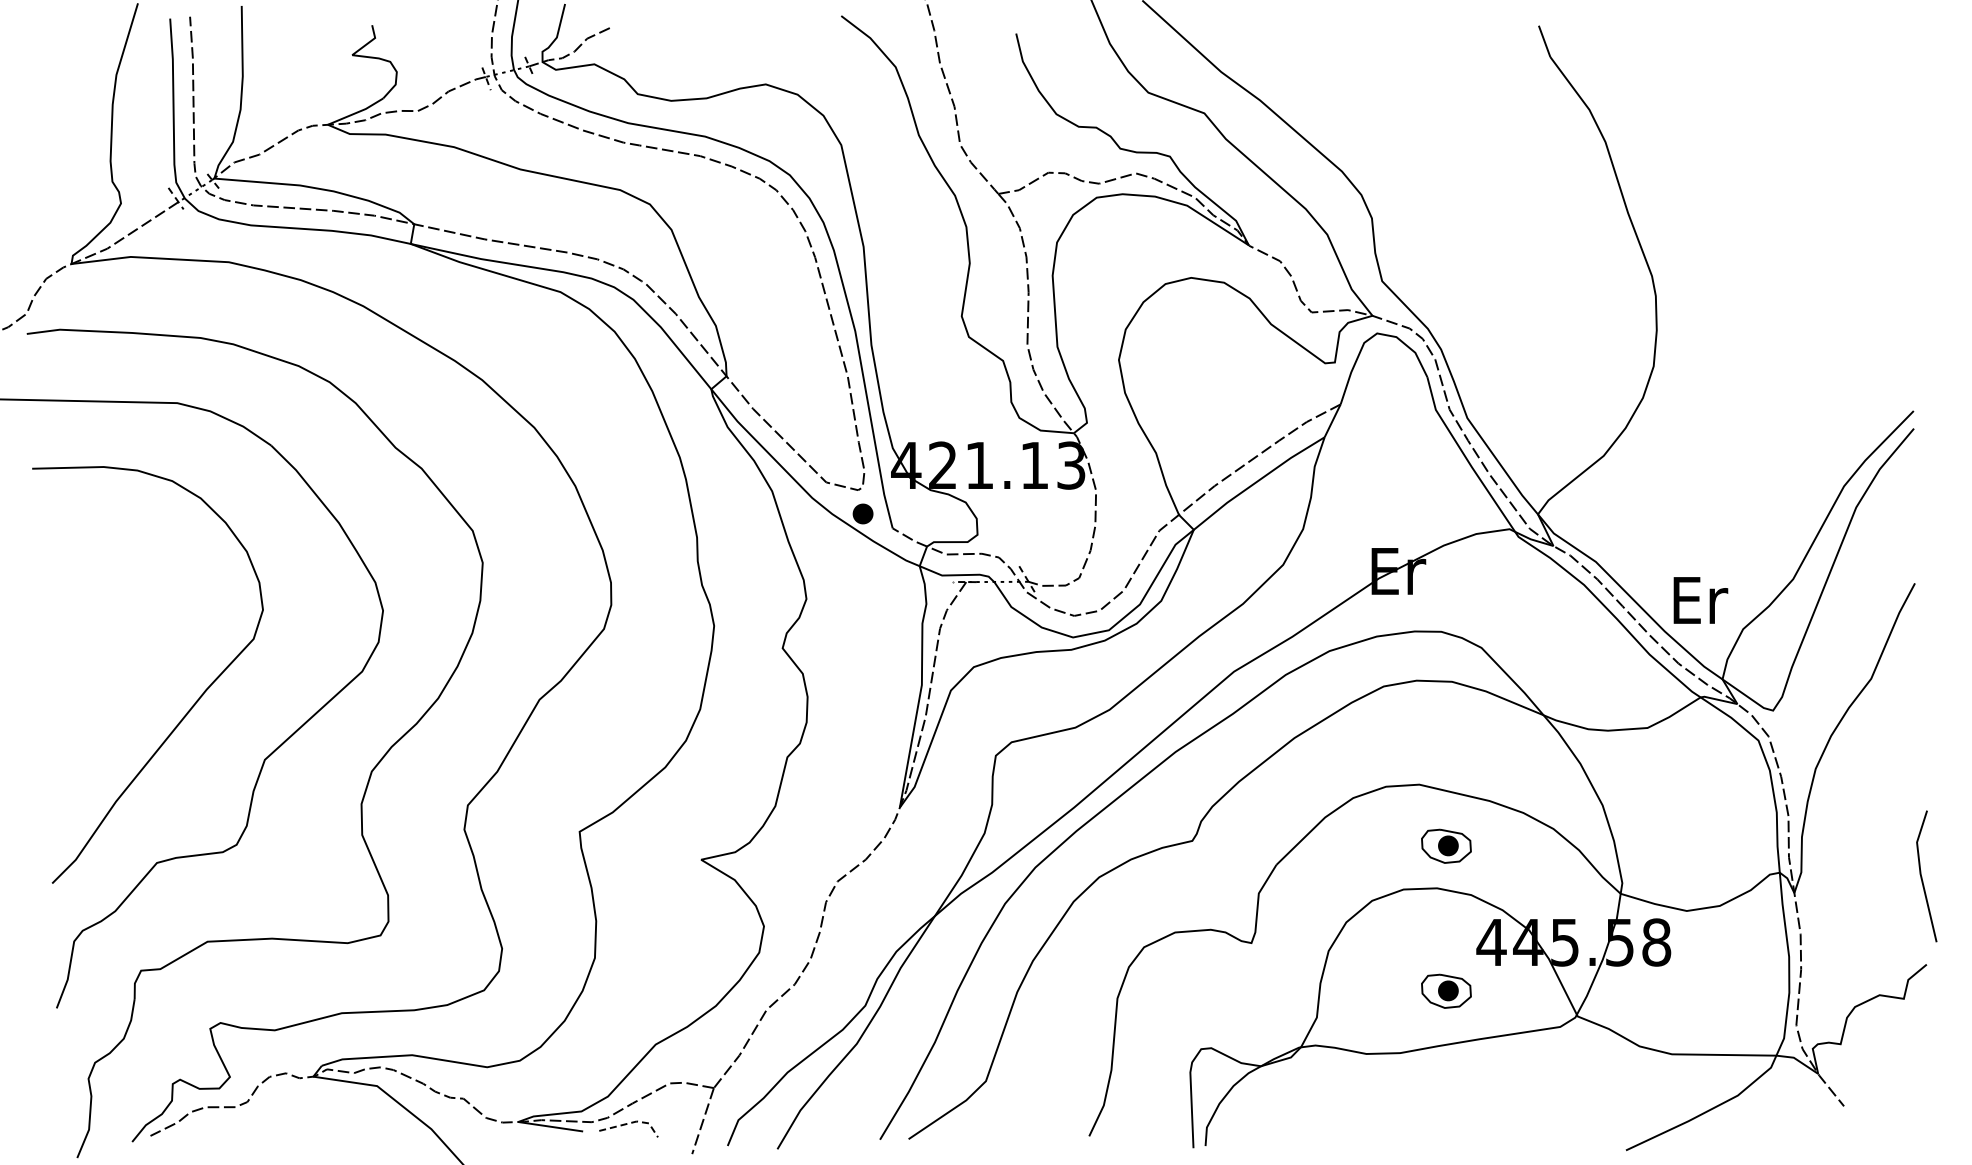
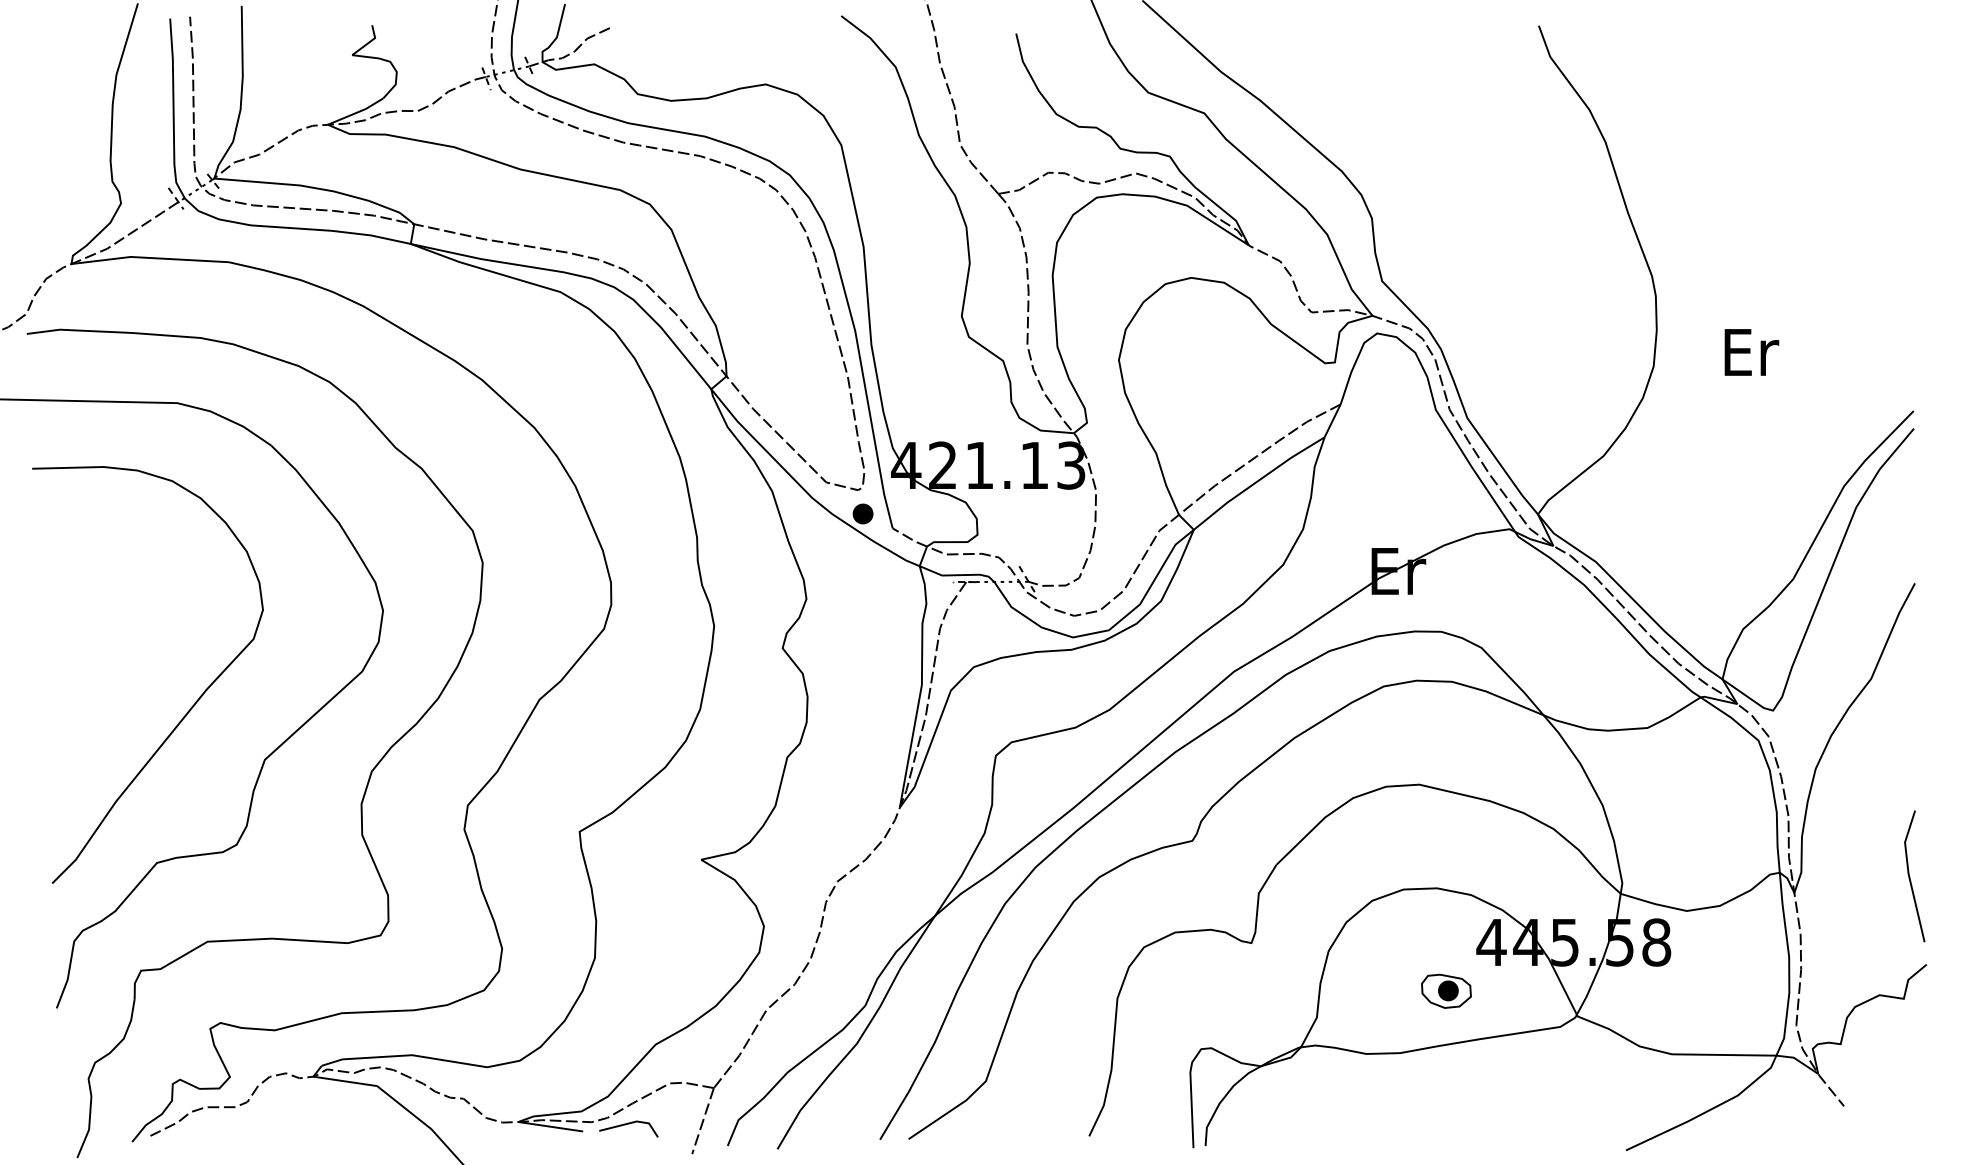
text position: (1700, 600) -> (1751, 352) (1751, 352)
part: present -> none (1446, 845)
line position: (1922, 876) -> (1910, 876) (1910, 876)
line: dashed -> solid (633, 1122)
